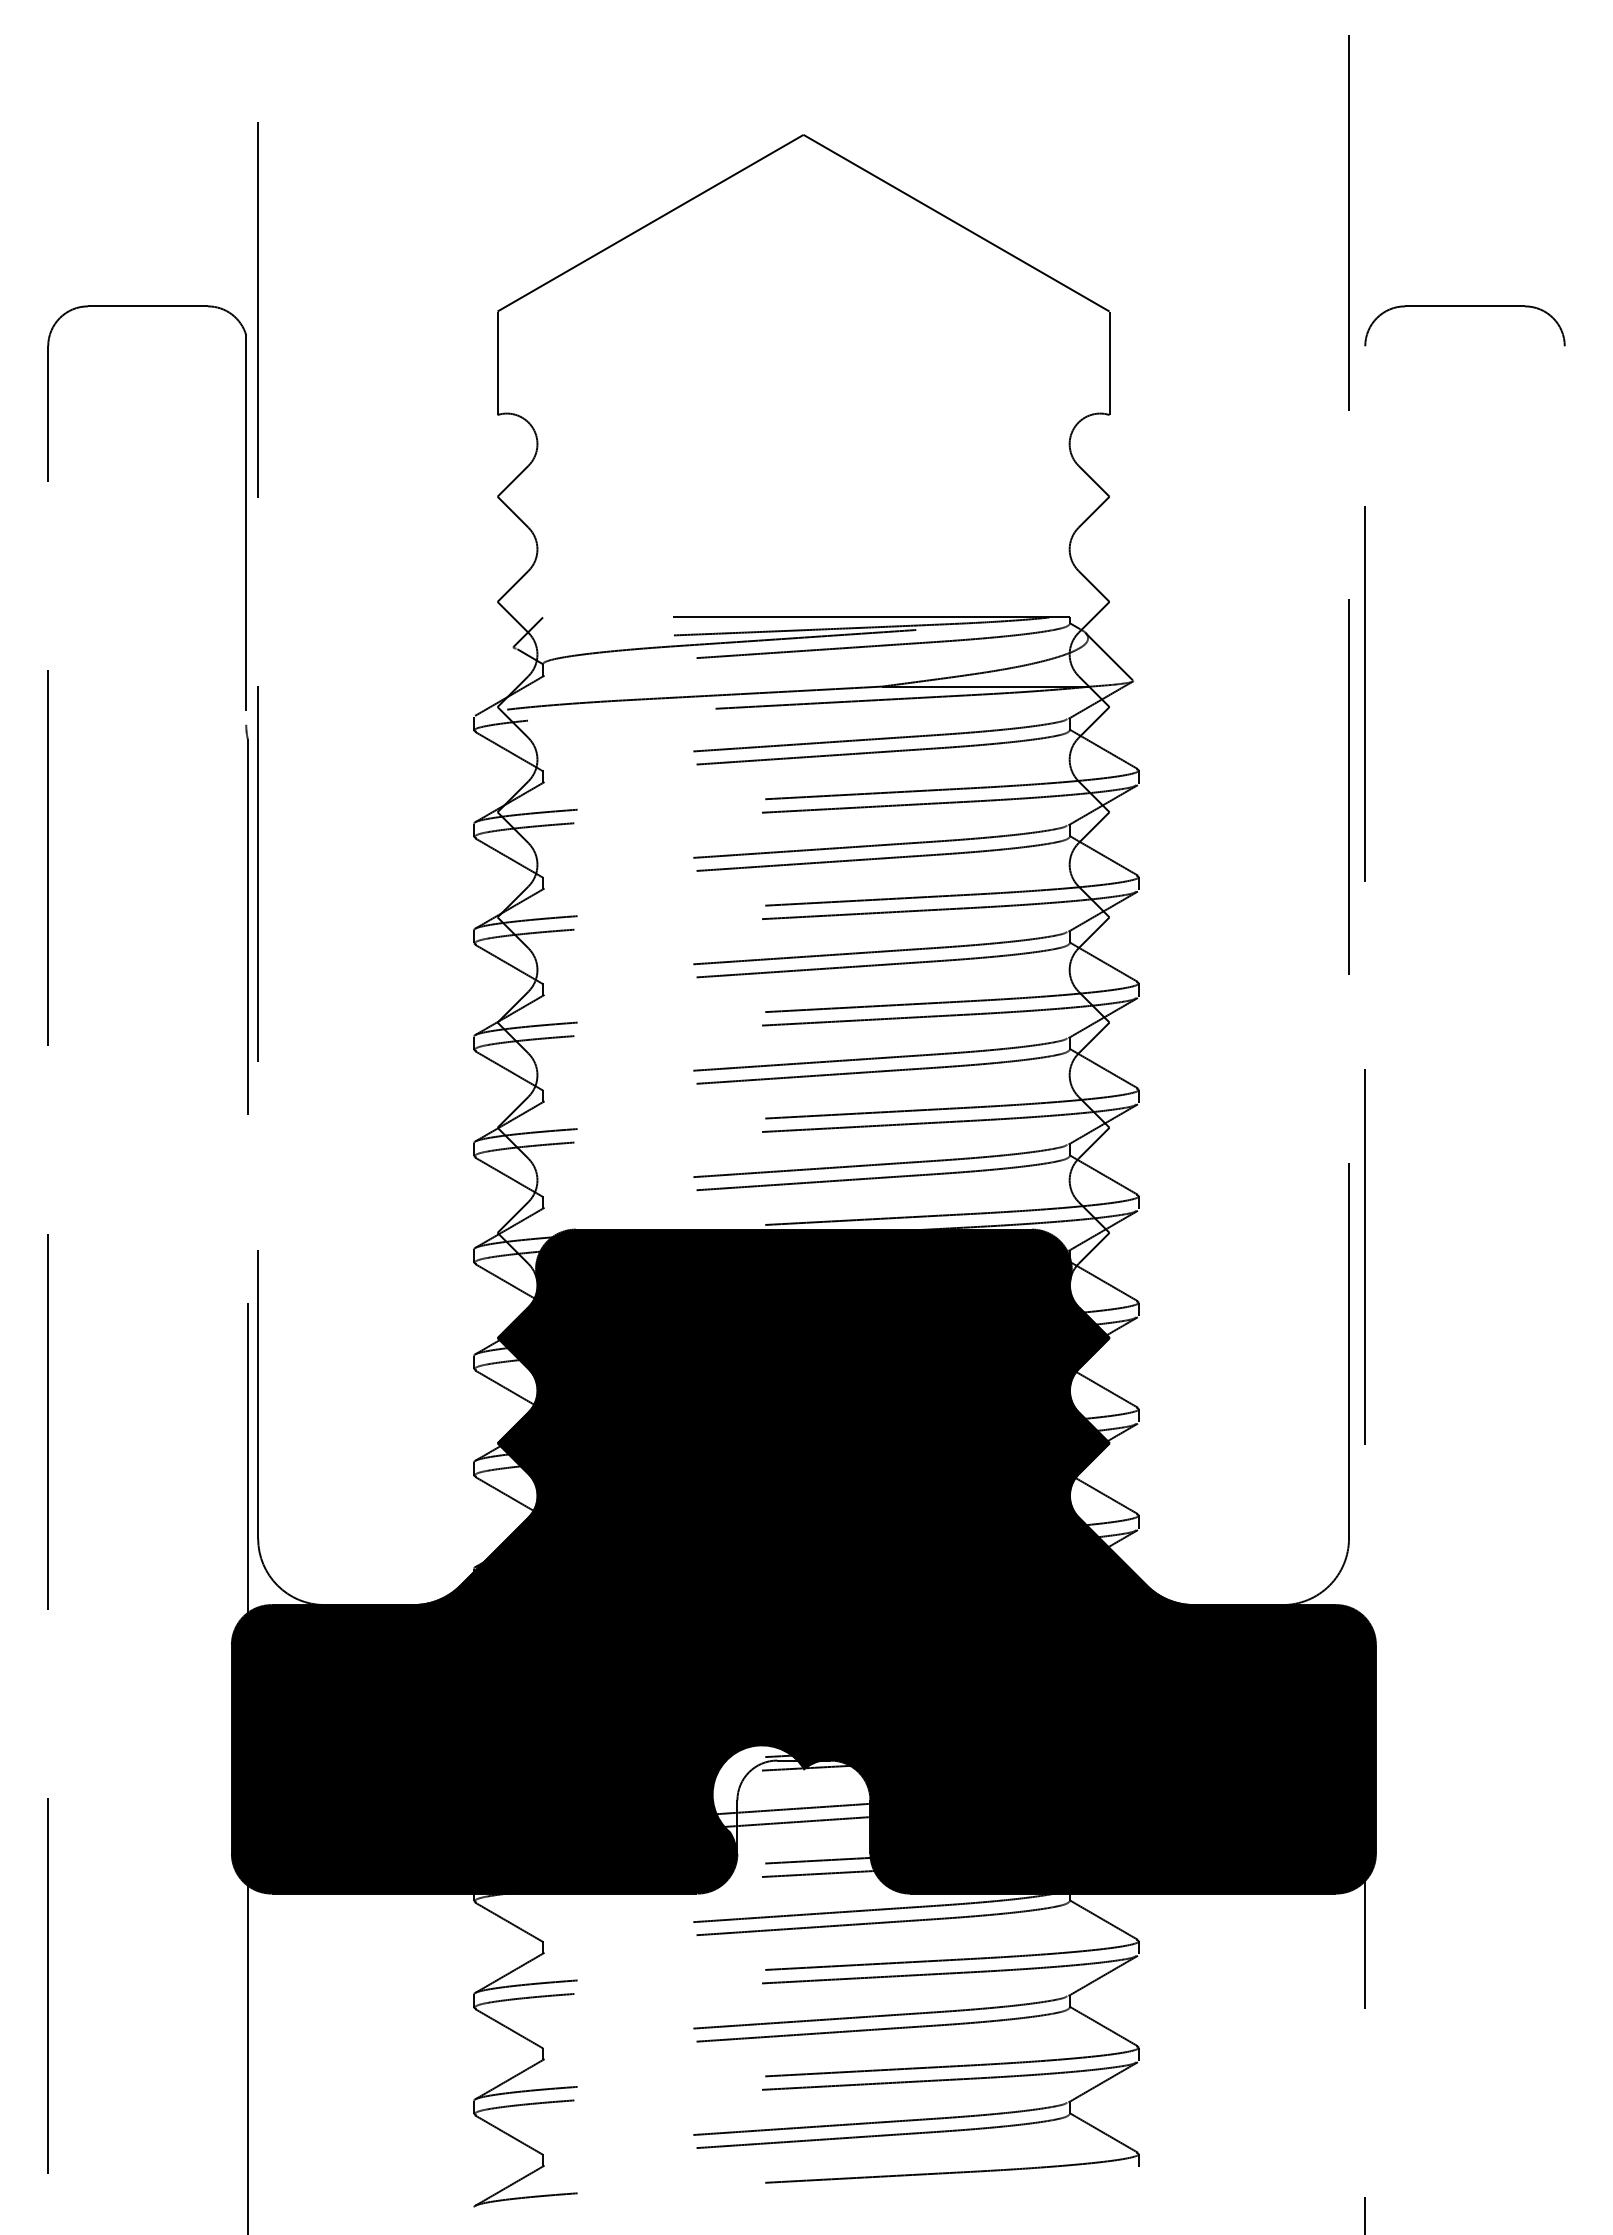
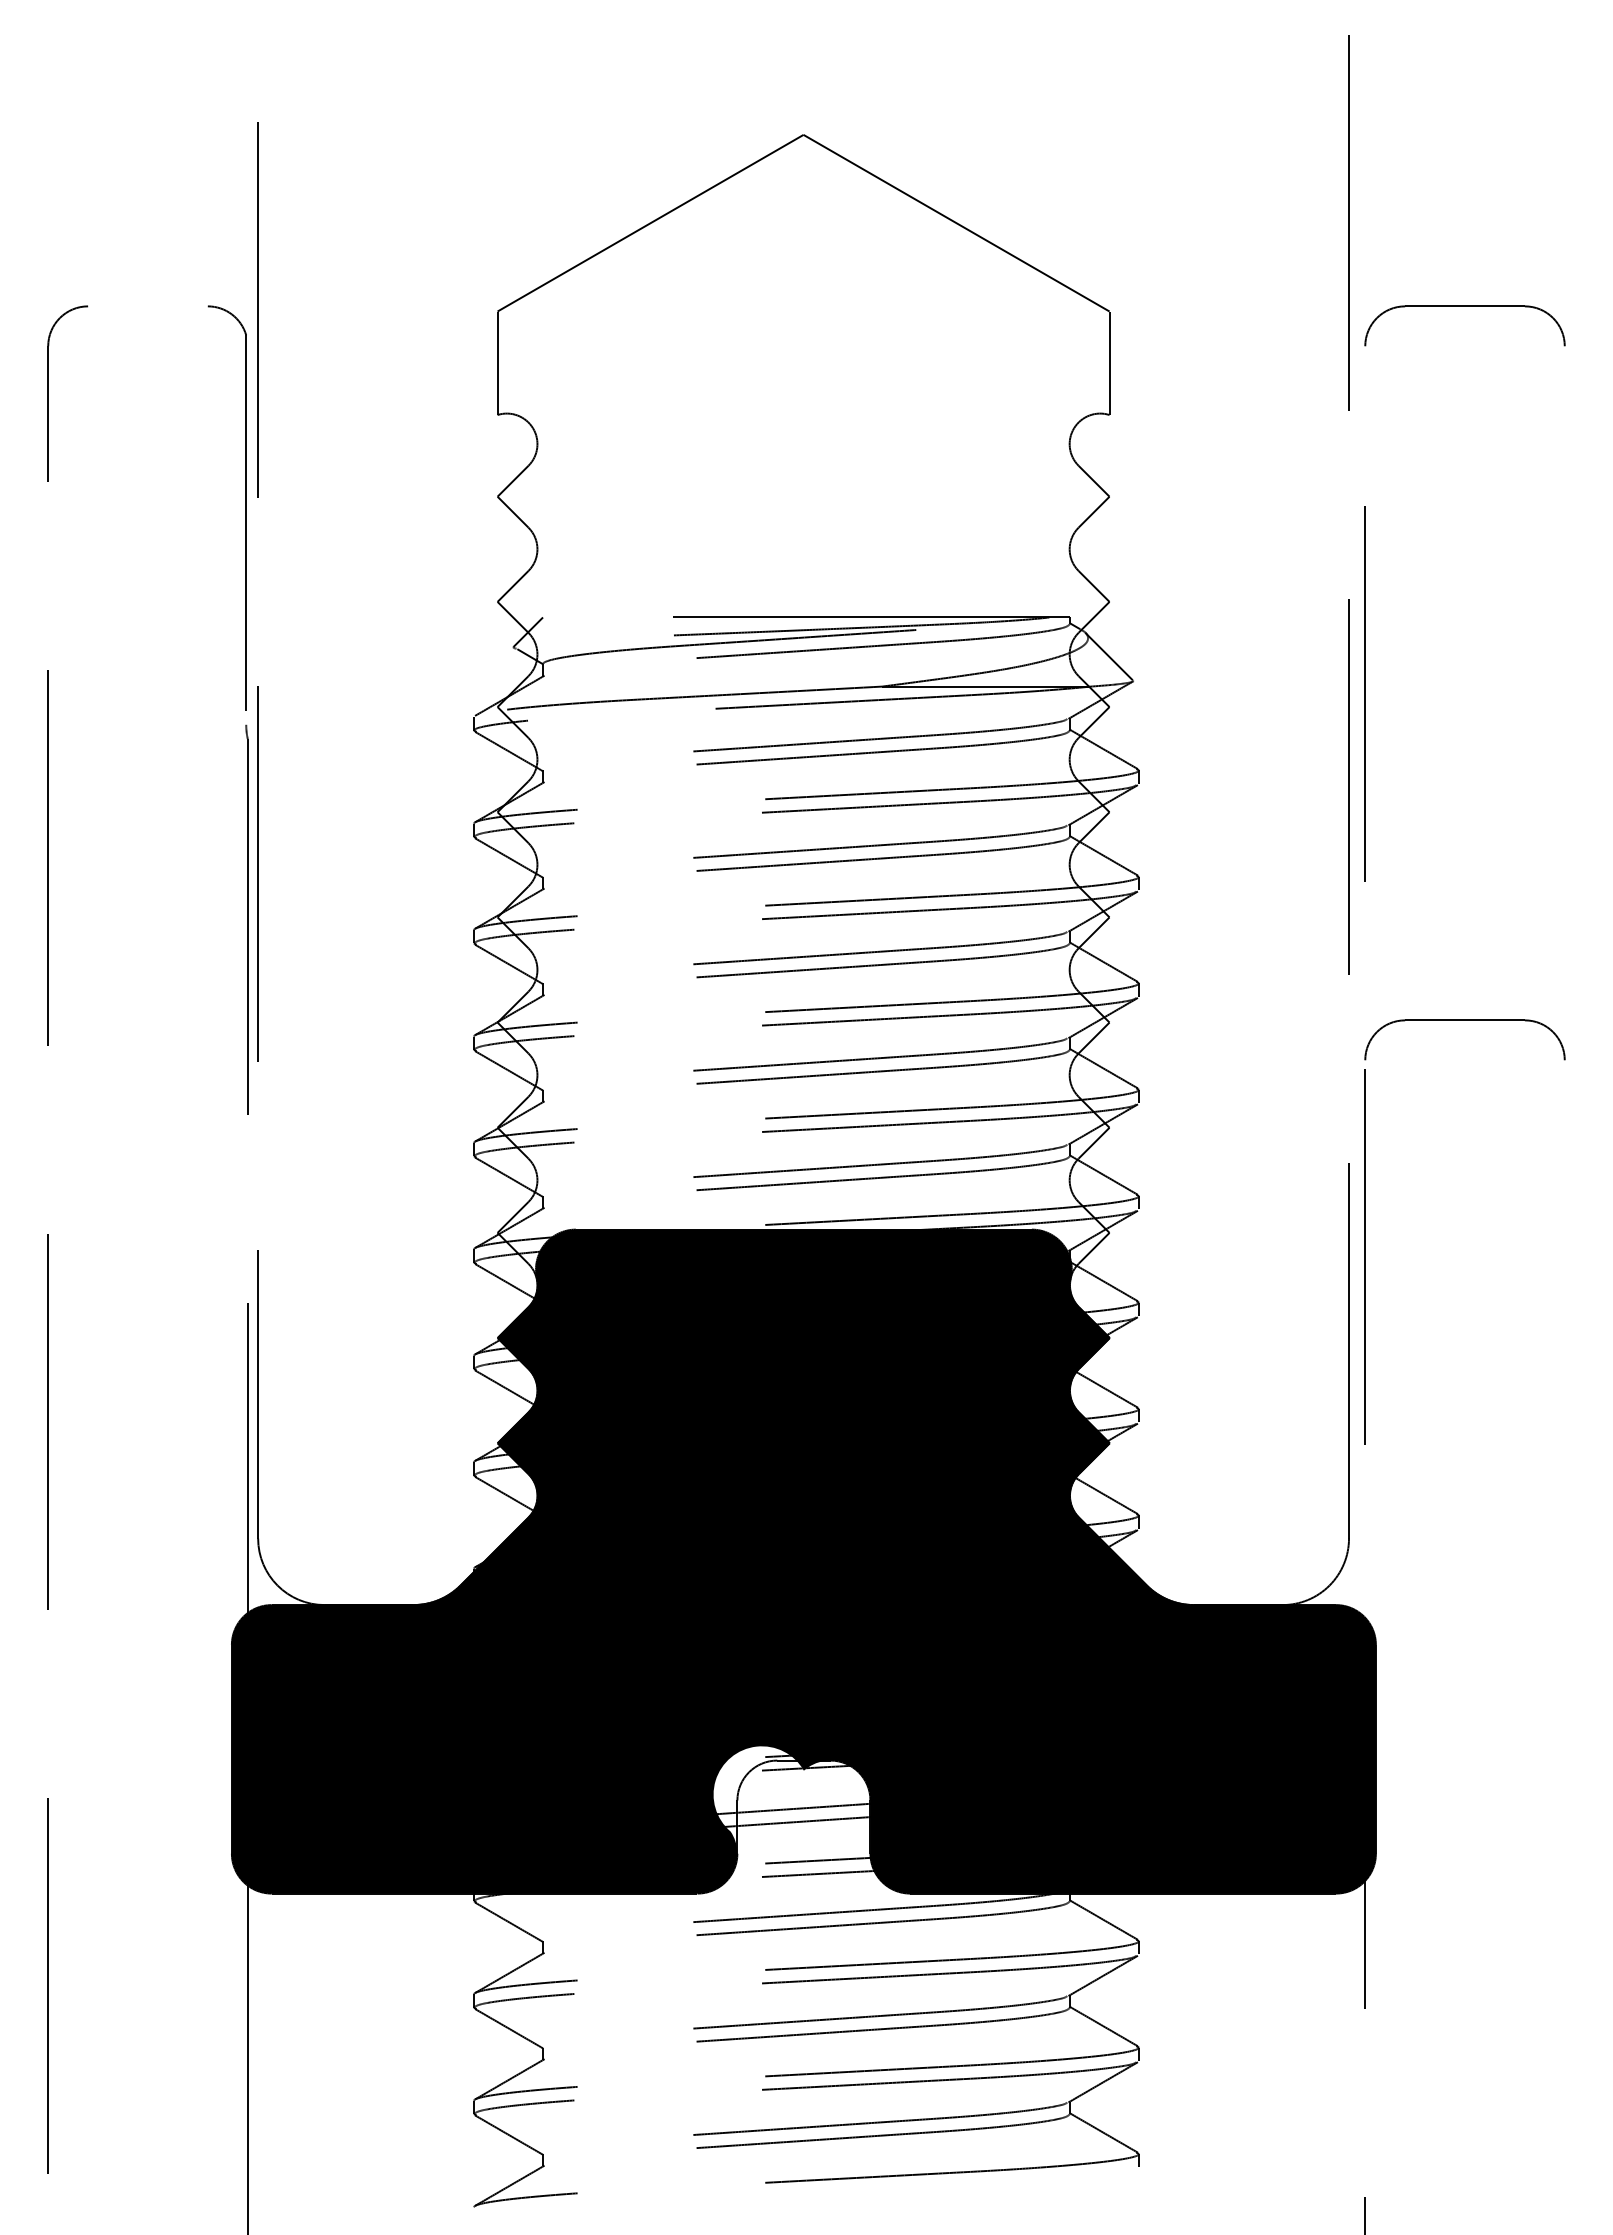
line: present -> none (147, 306)
part: none -> present (1464, 1020)
